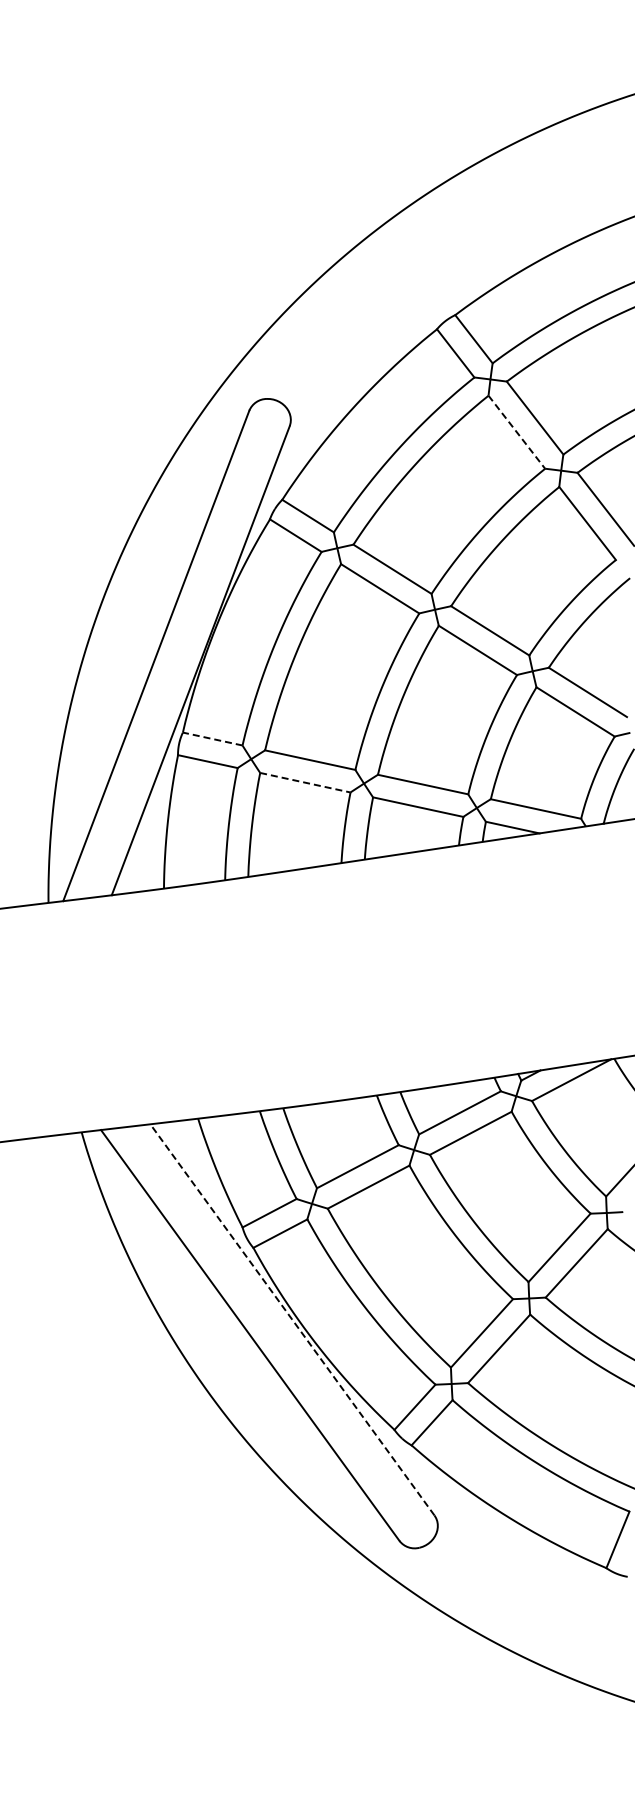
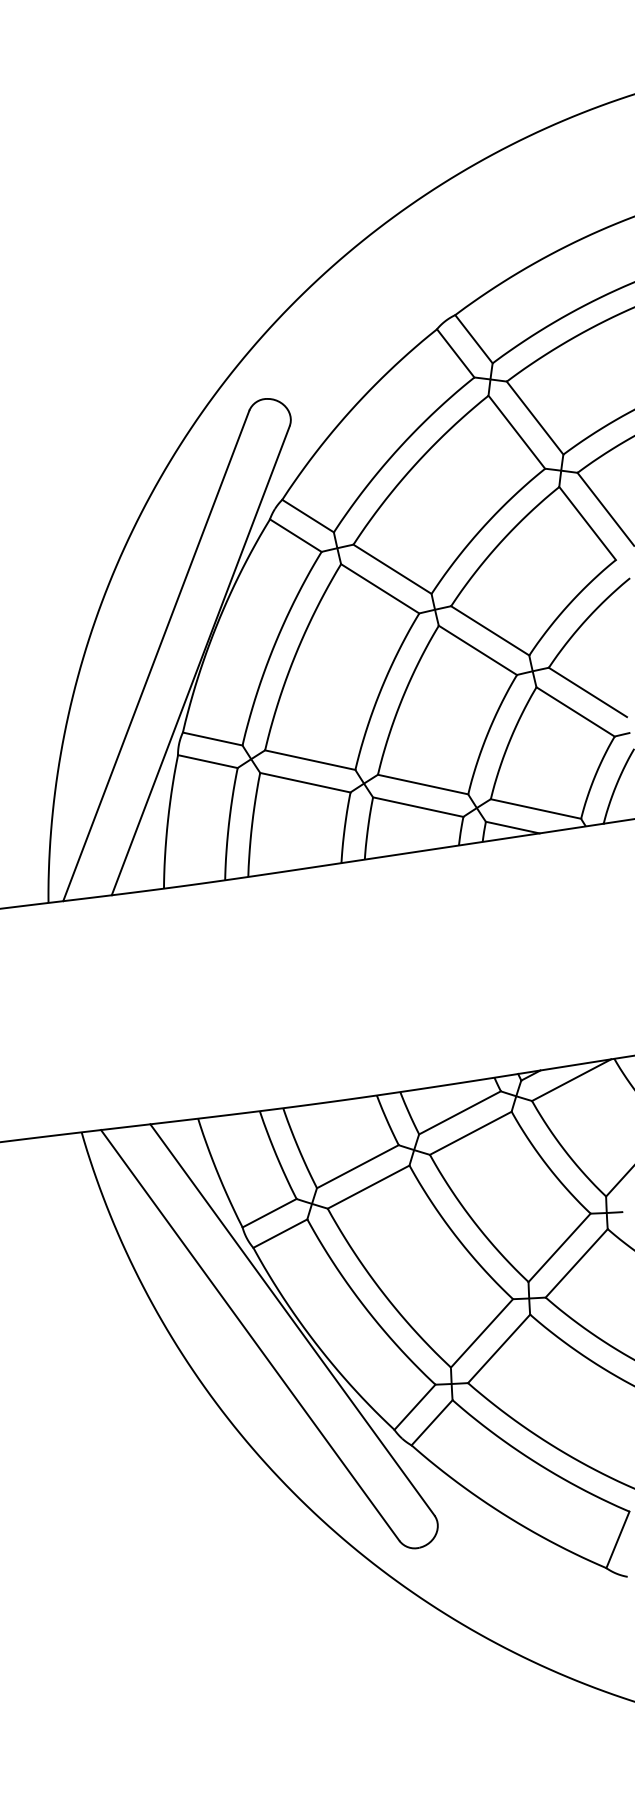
line: dashed -> solid (517, 432)
line: dashed -> solid (212, 739)
line: dashed -> solid (305, 782)
line: dashed -> solid (292, 1319)
